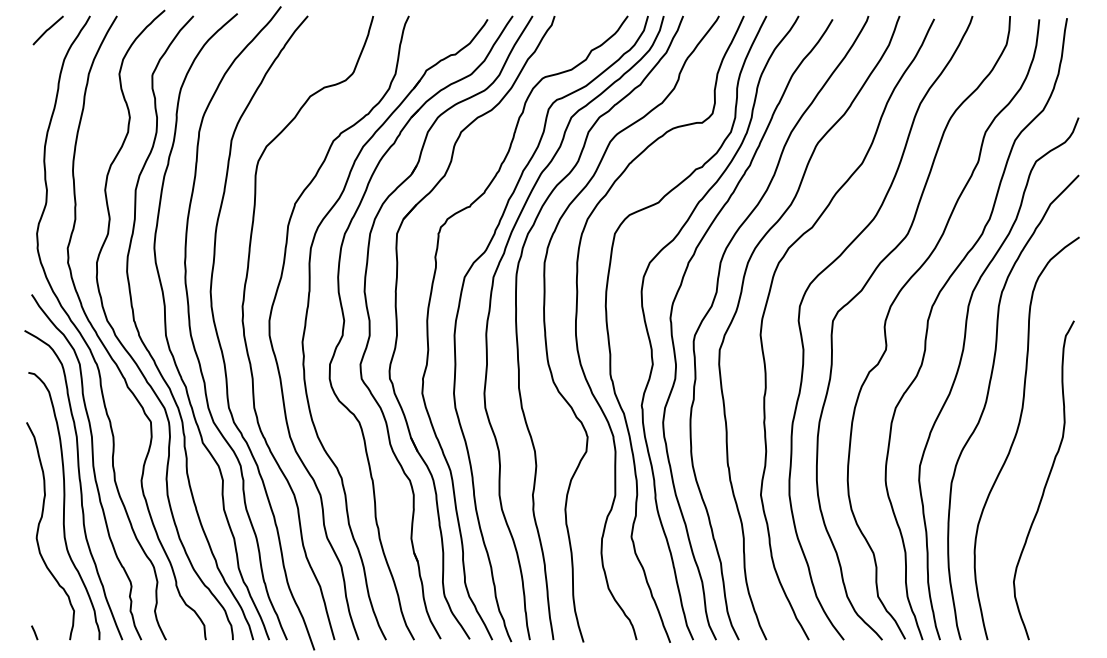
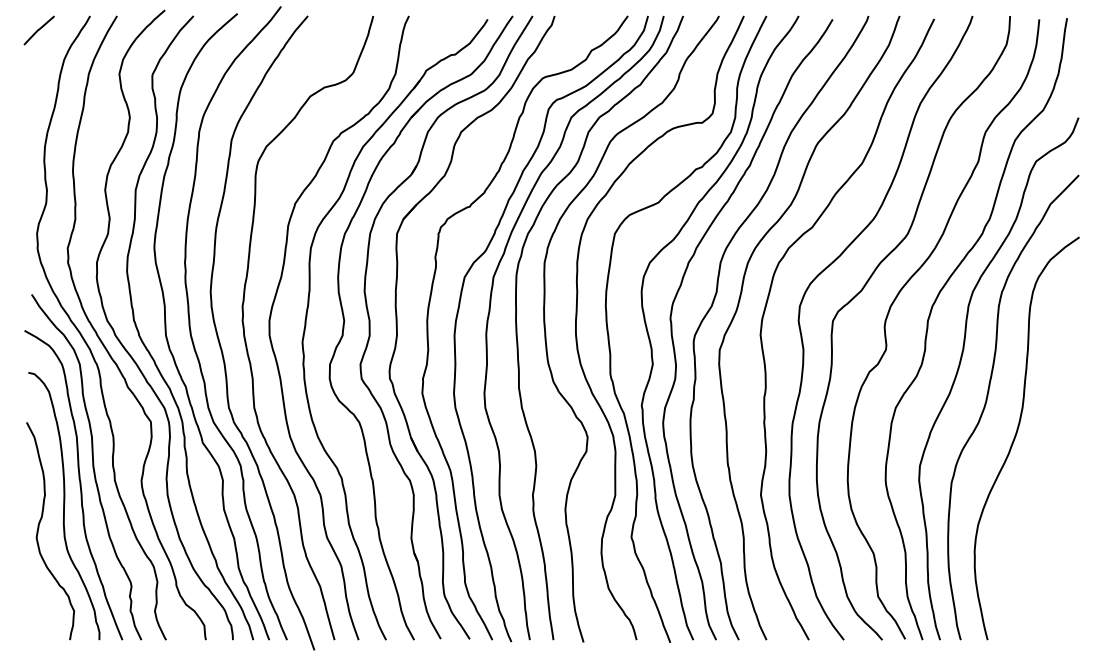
line position: (47, 30) -> (38, 30) (38, 30)
curve: present -> none (1045, 482)
line: present -> none (34, 632)
